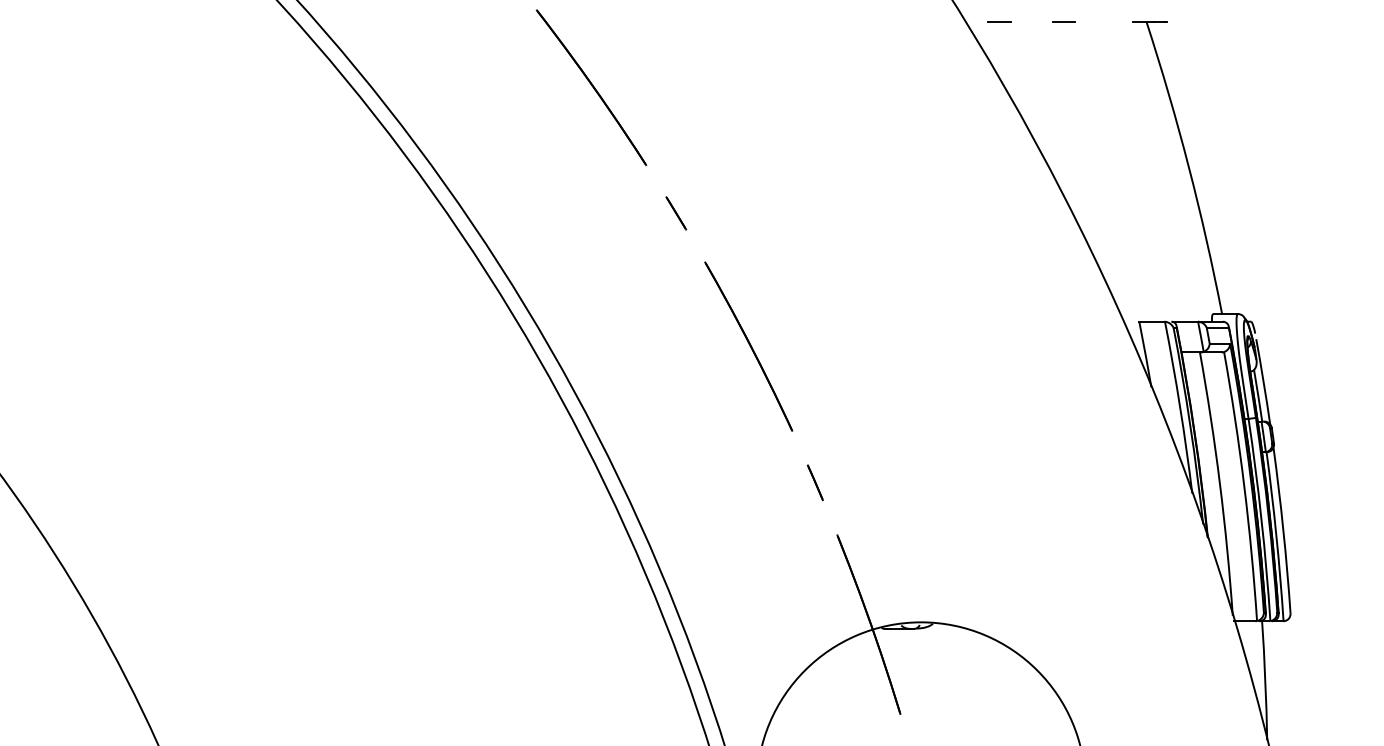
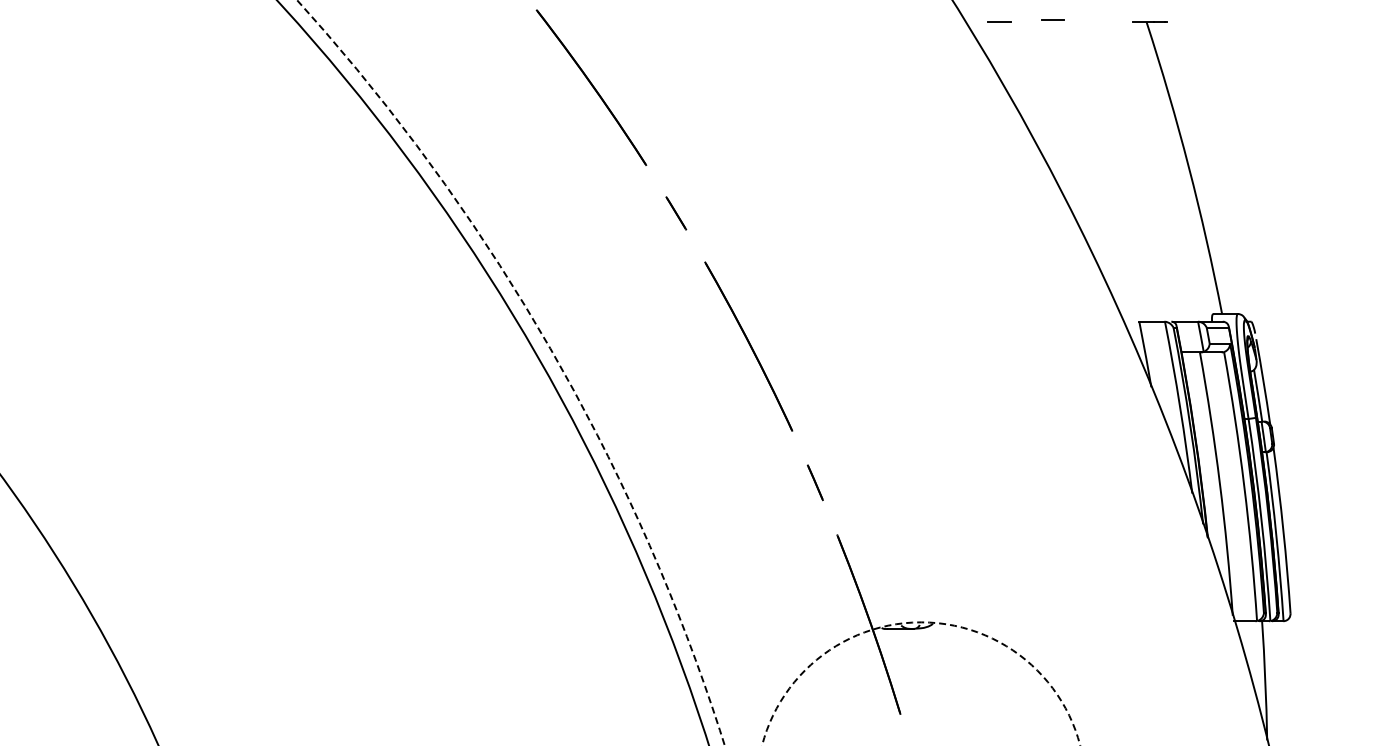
line position: (1063, 21) -> (1052, 19) (1052, 19)
circle: solid -> dashed (510, 372)
circle: solid -> dashed (920, 683)
